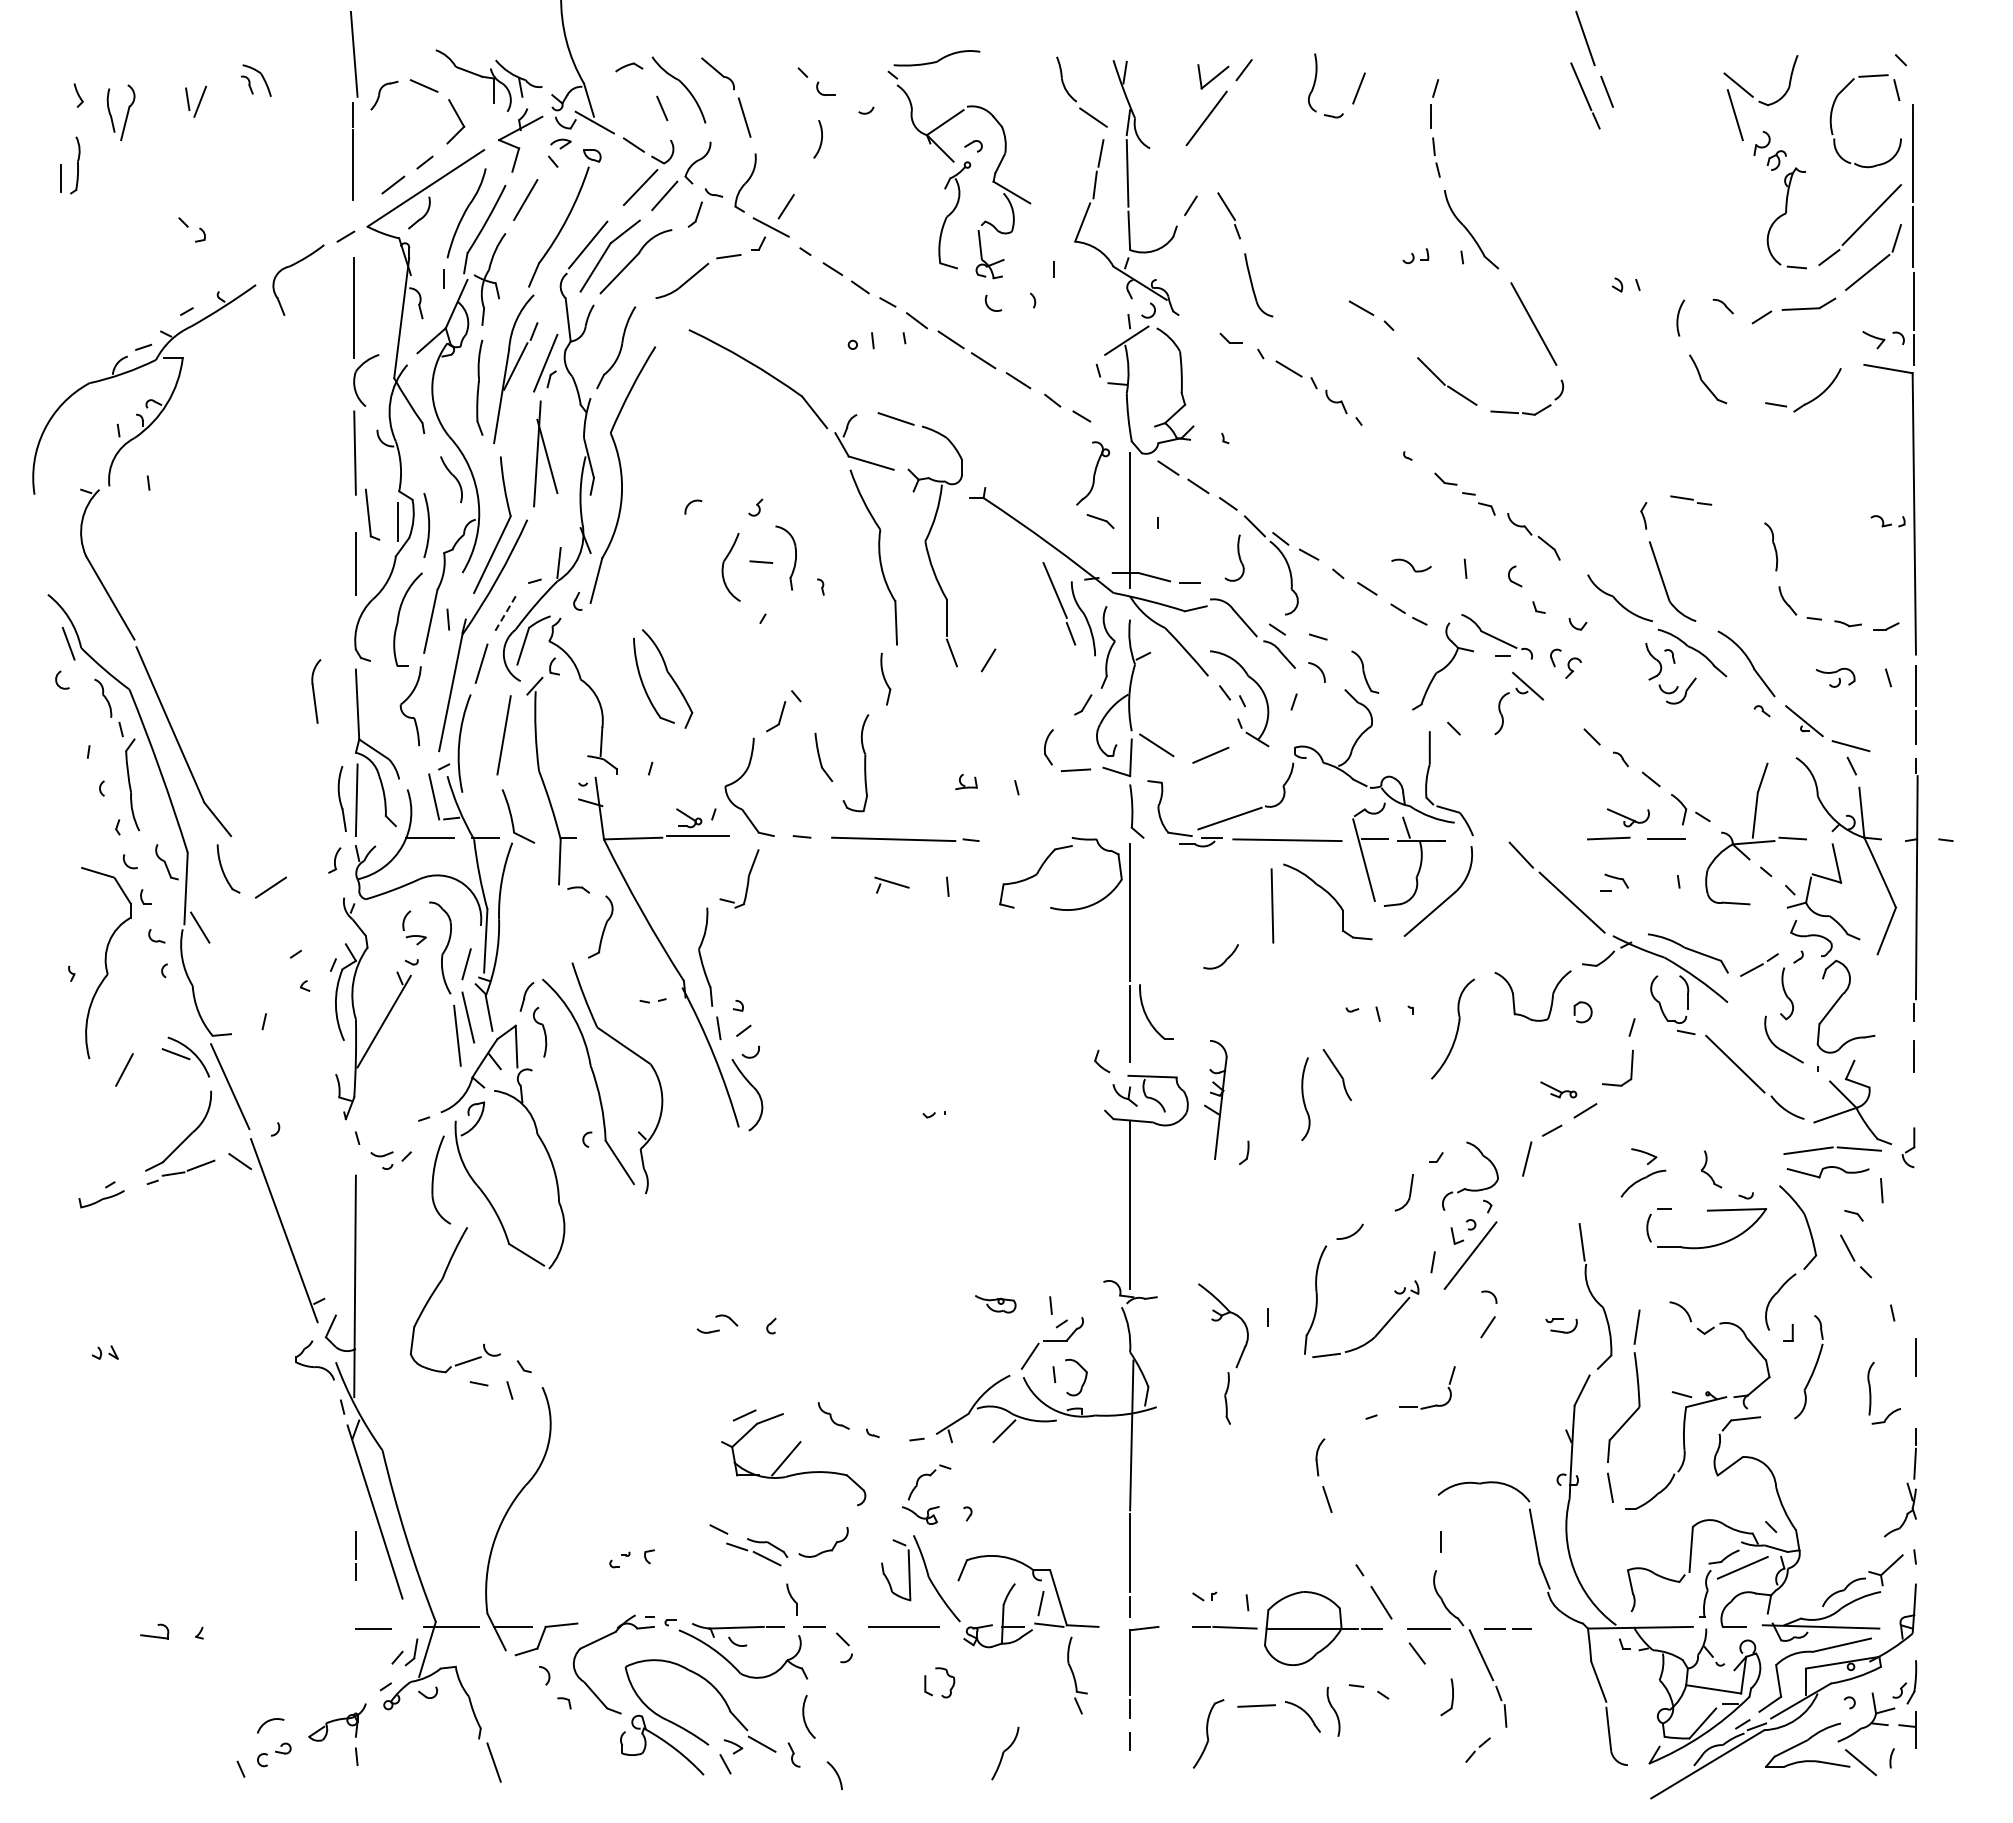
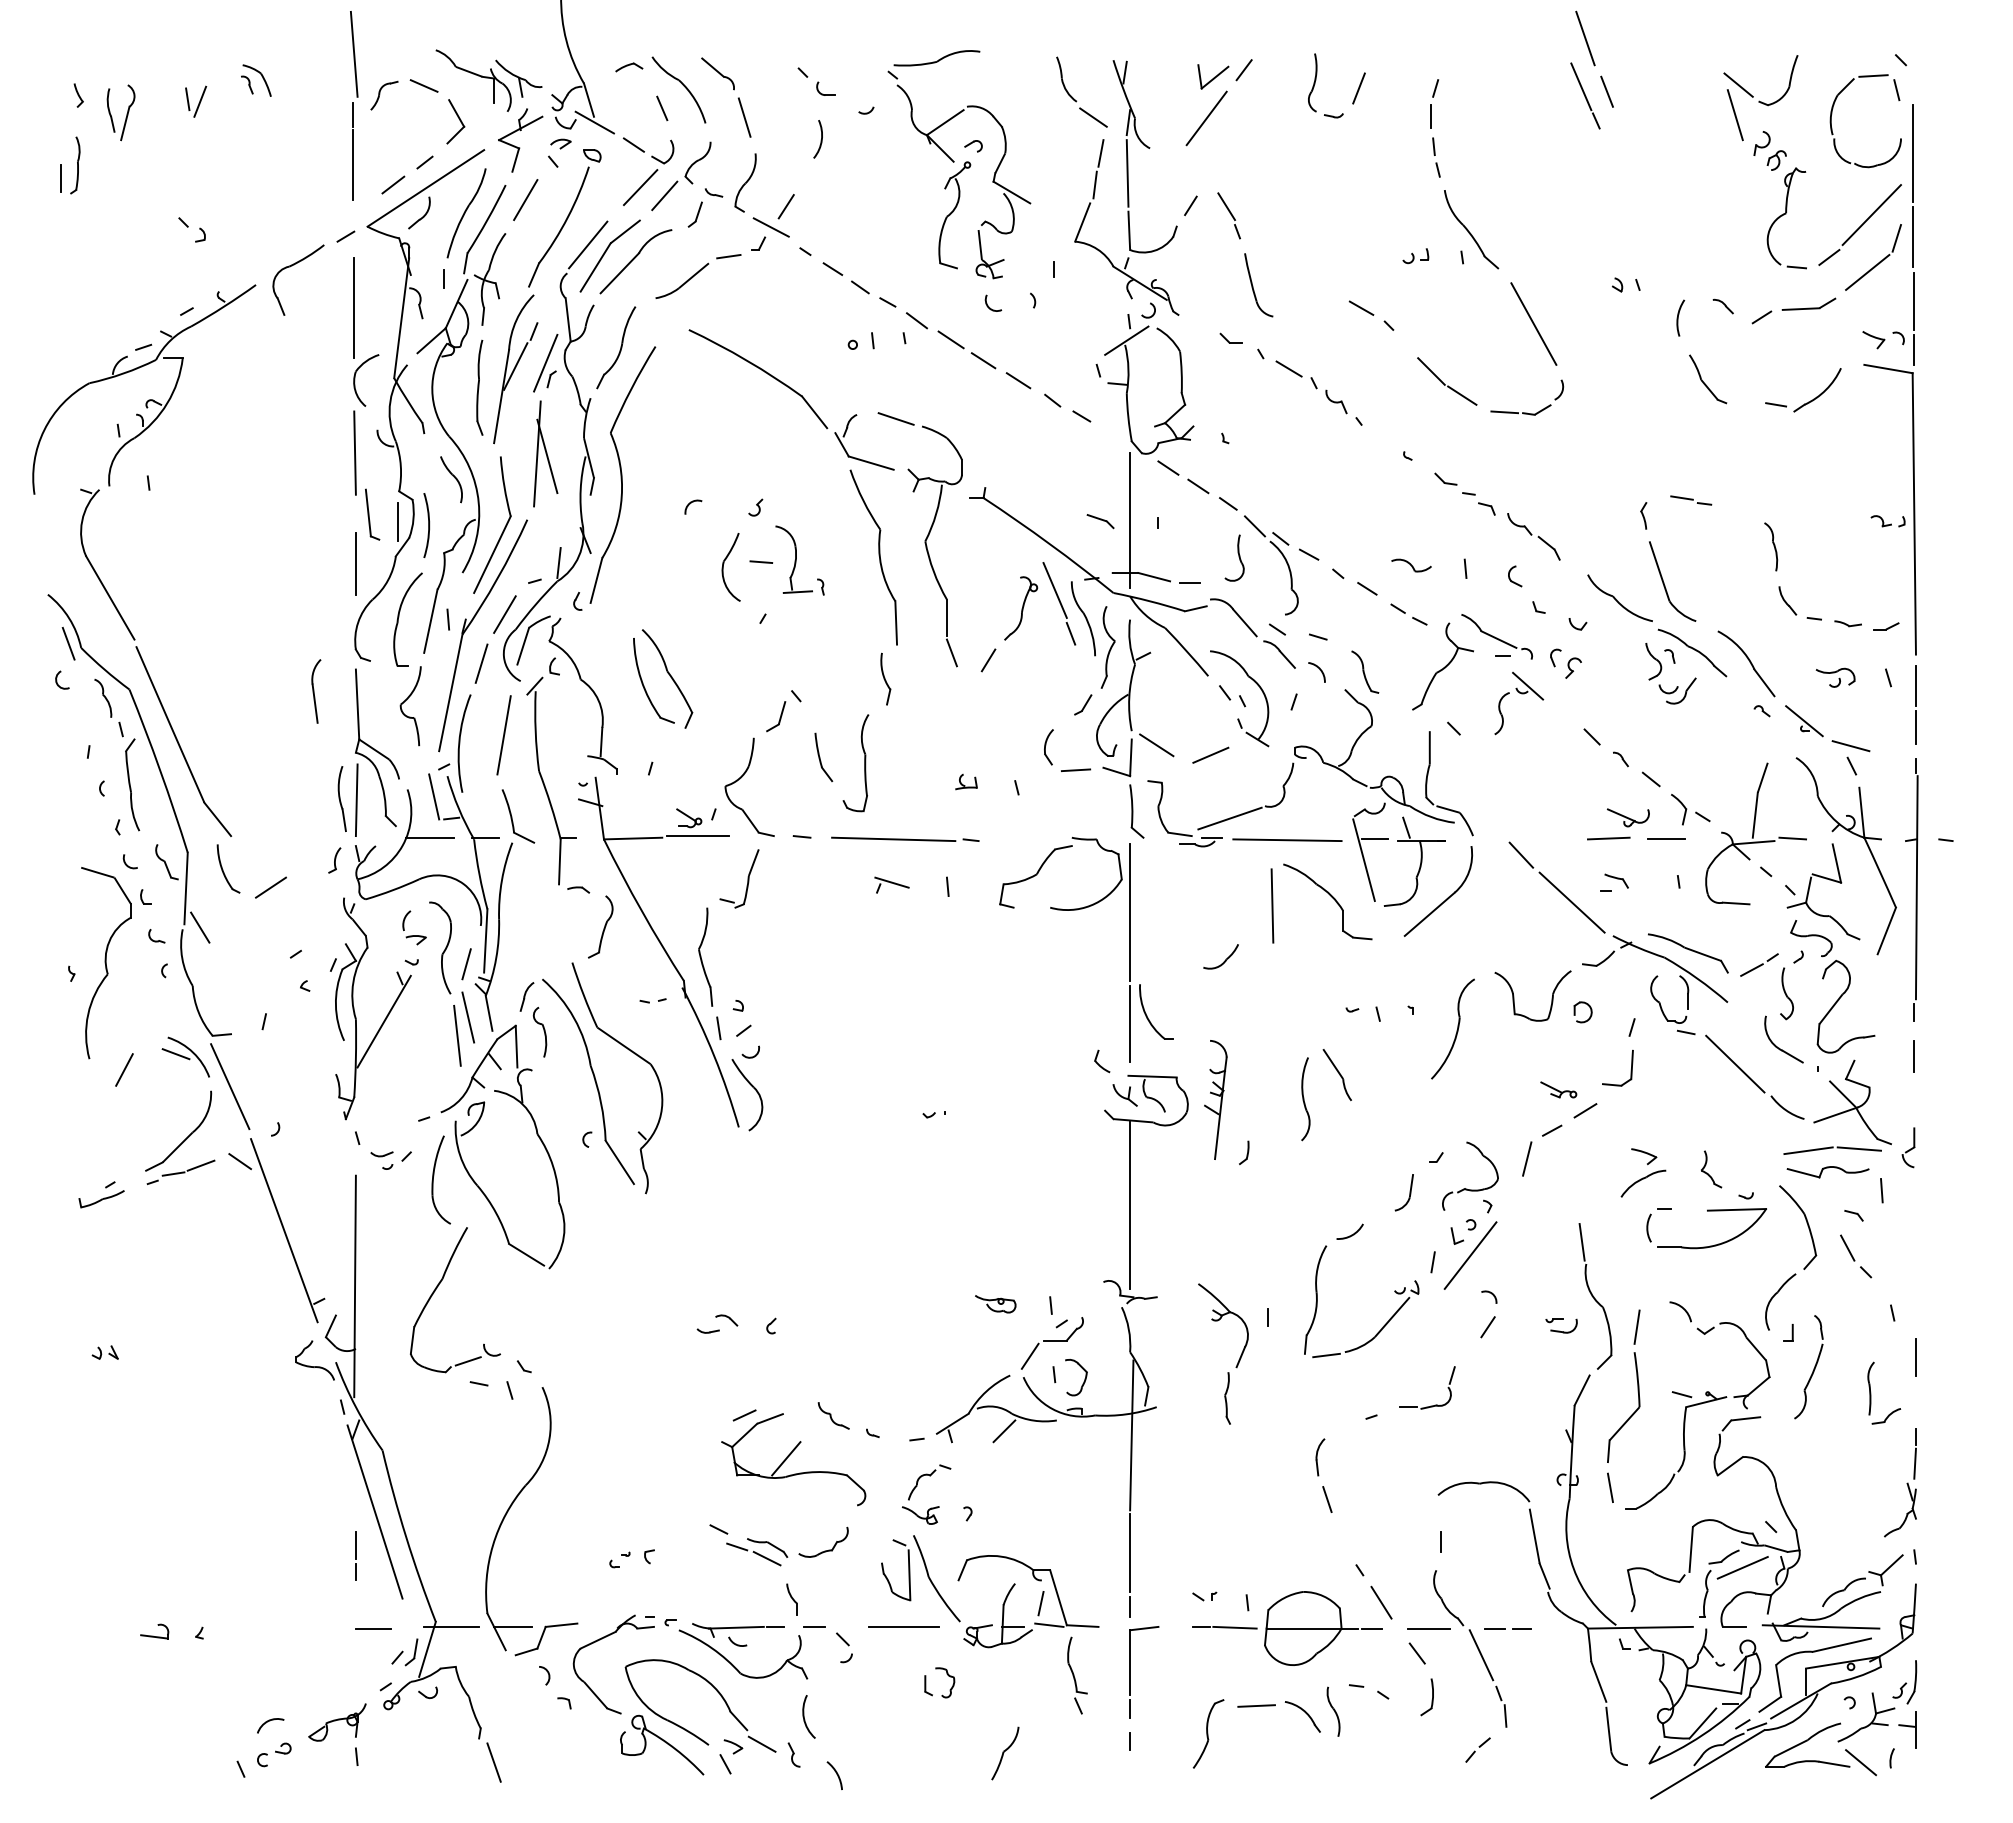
part position: (1093, 473) -> (1021, 608) (1021, 608)
line: none -> present (797, 591)
line: dashed -> solid (504, 615)
part position: (1446, 1697) -> (1426, 1697) (1426, 1697)
